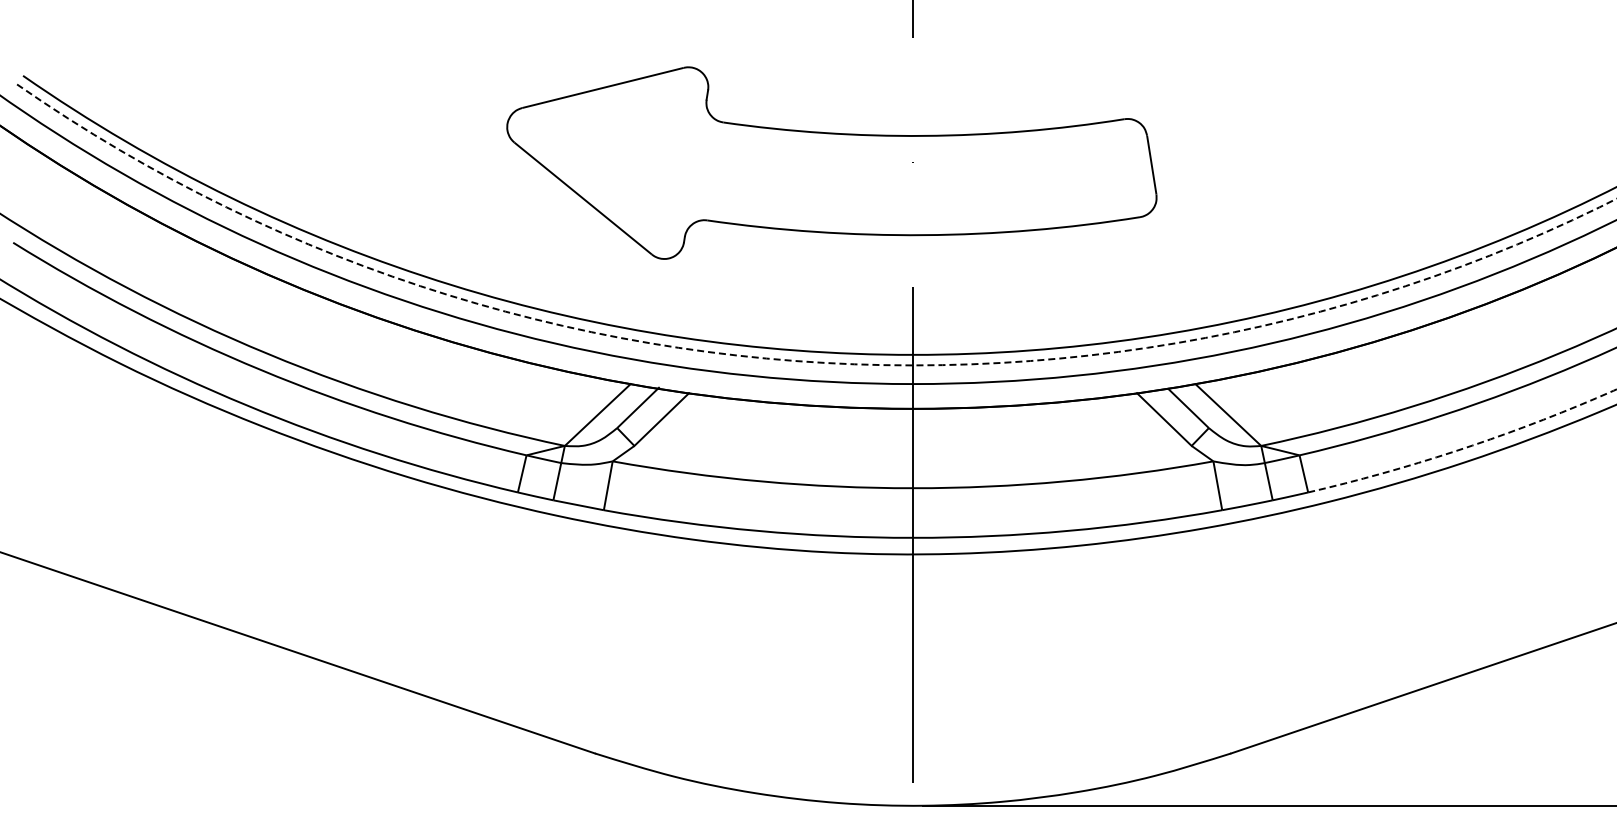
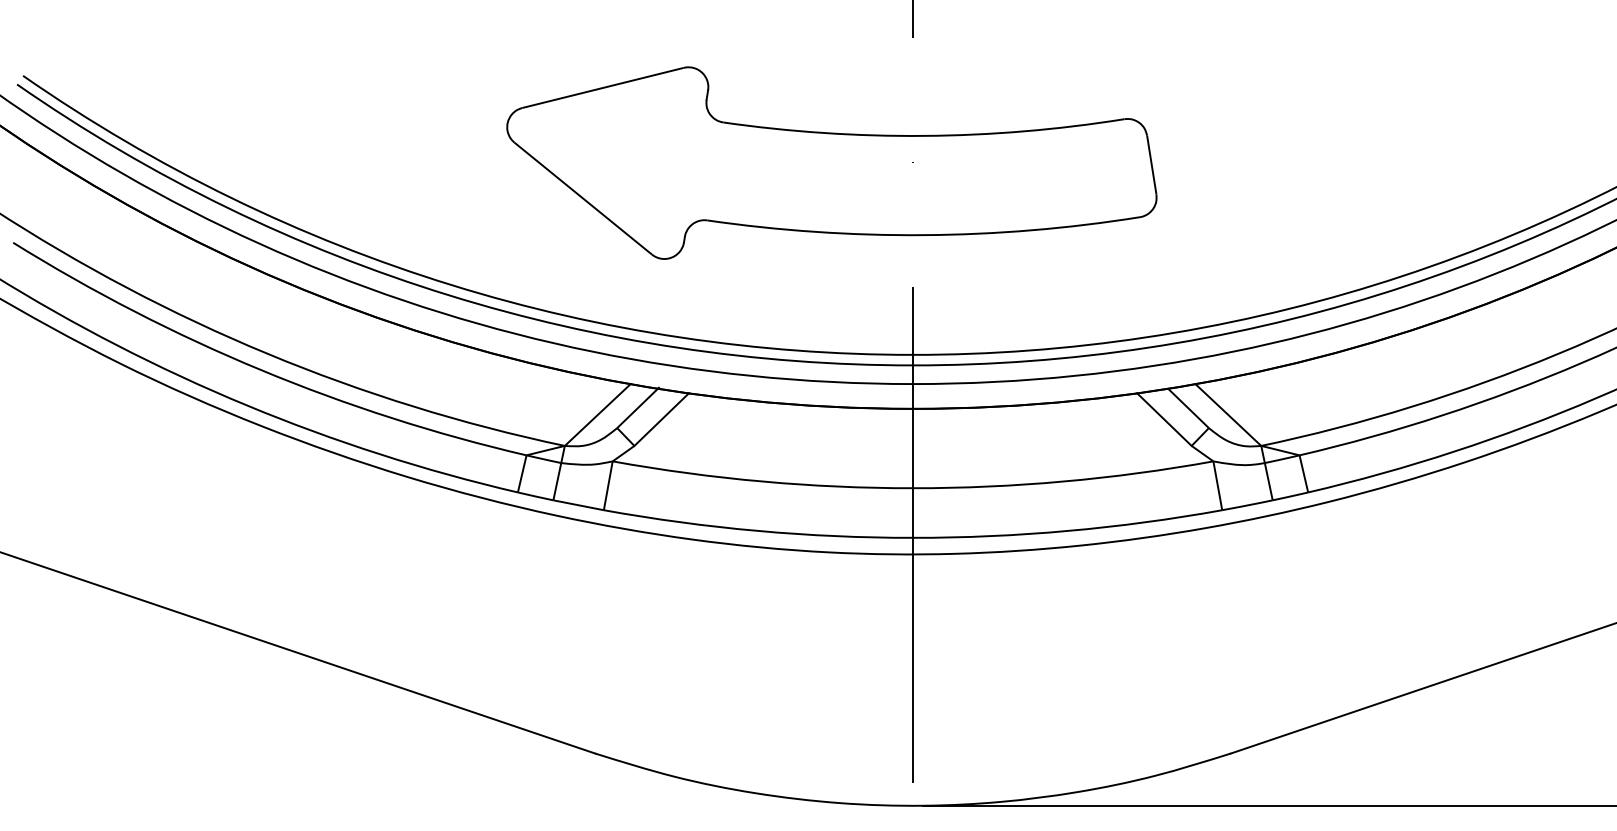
arc: dashed -> solid (801, 361)
arc: dashed -> solid (1464, 448)
